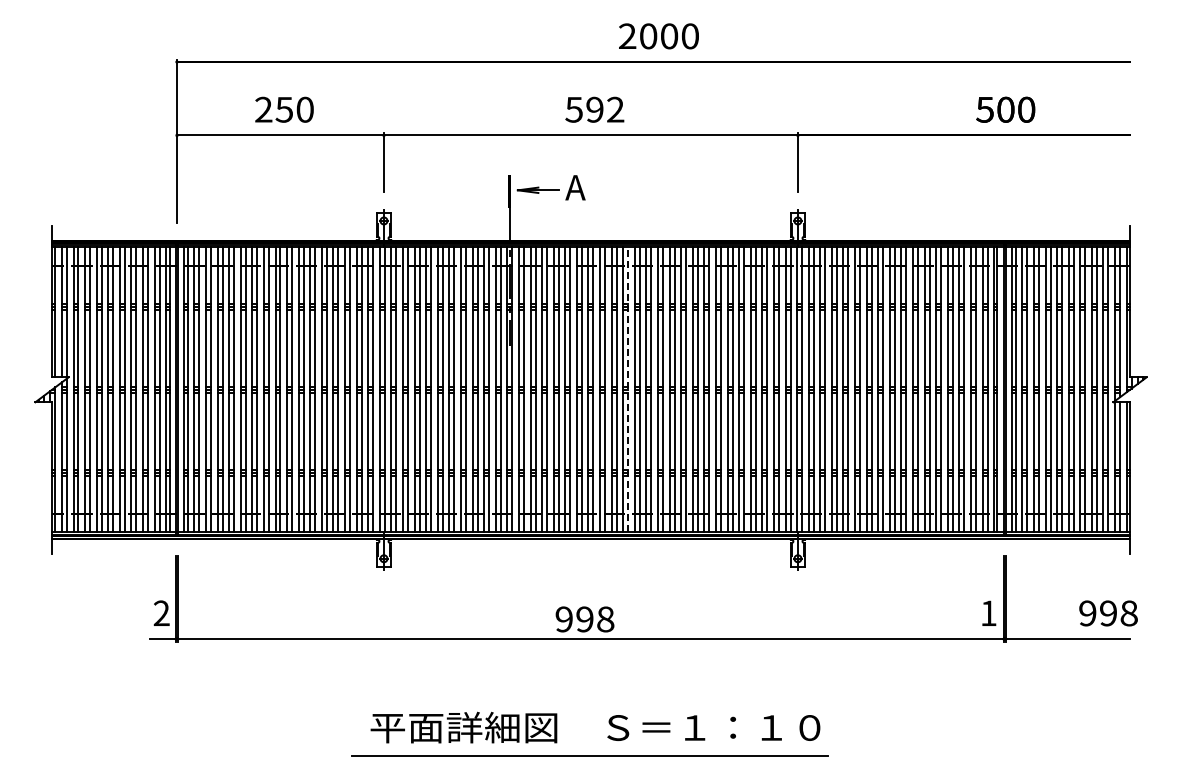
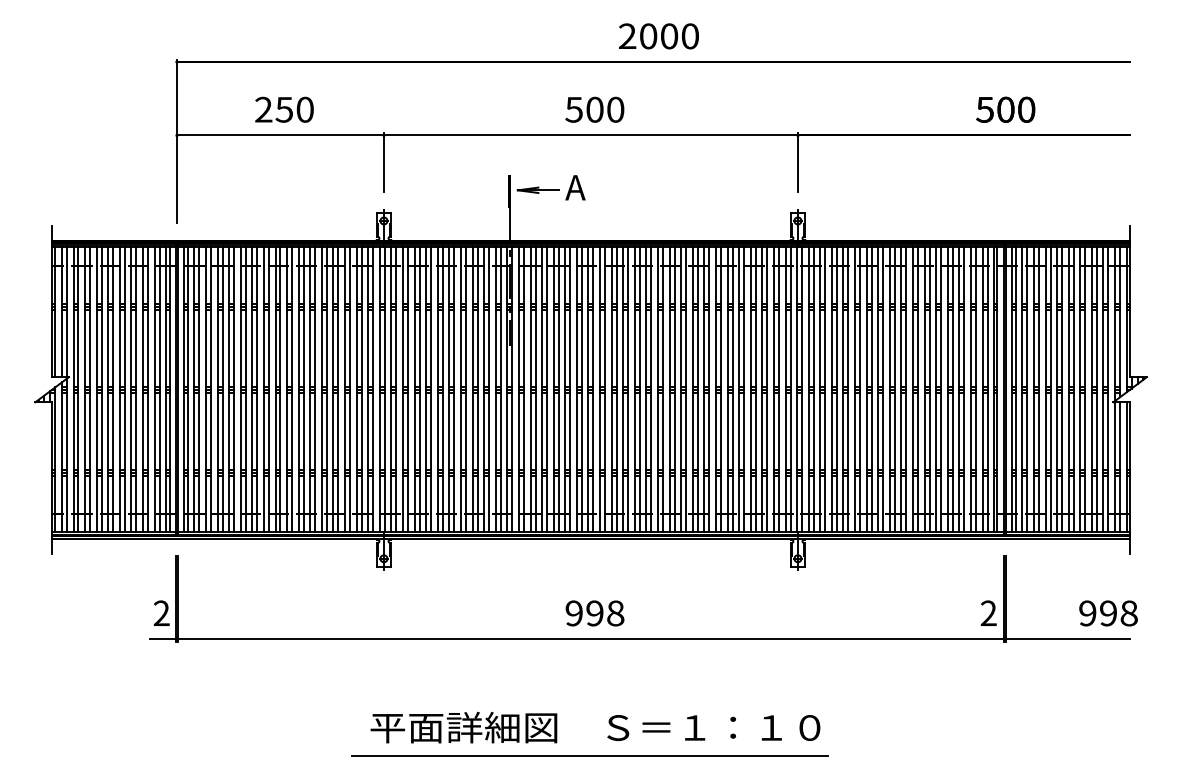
text: 592 -> 500 (605, 109)
line: dashed -> solid (628, 389)
text: 1 -> 2 (988, 612)
text position: (584, 619) -> (594, 613) (594, 613)
